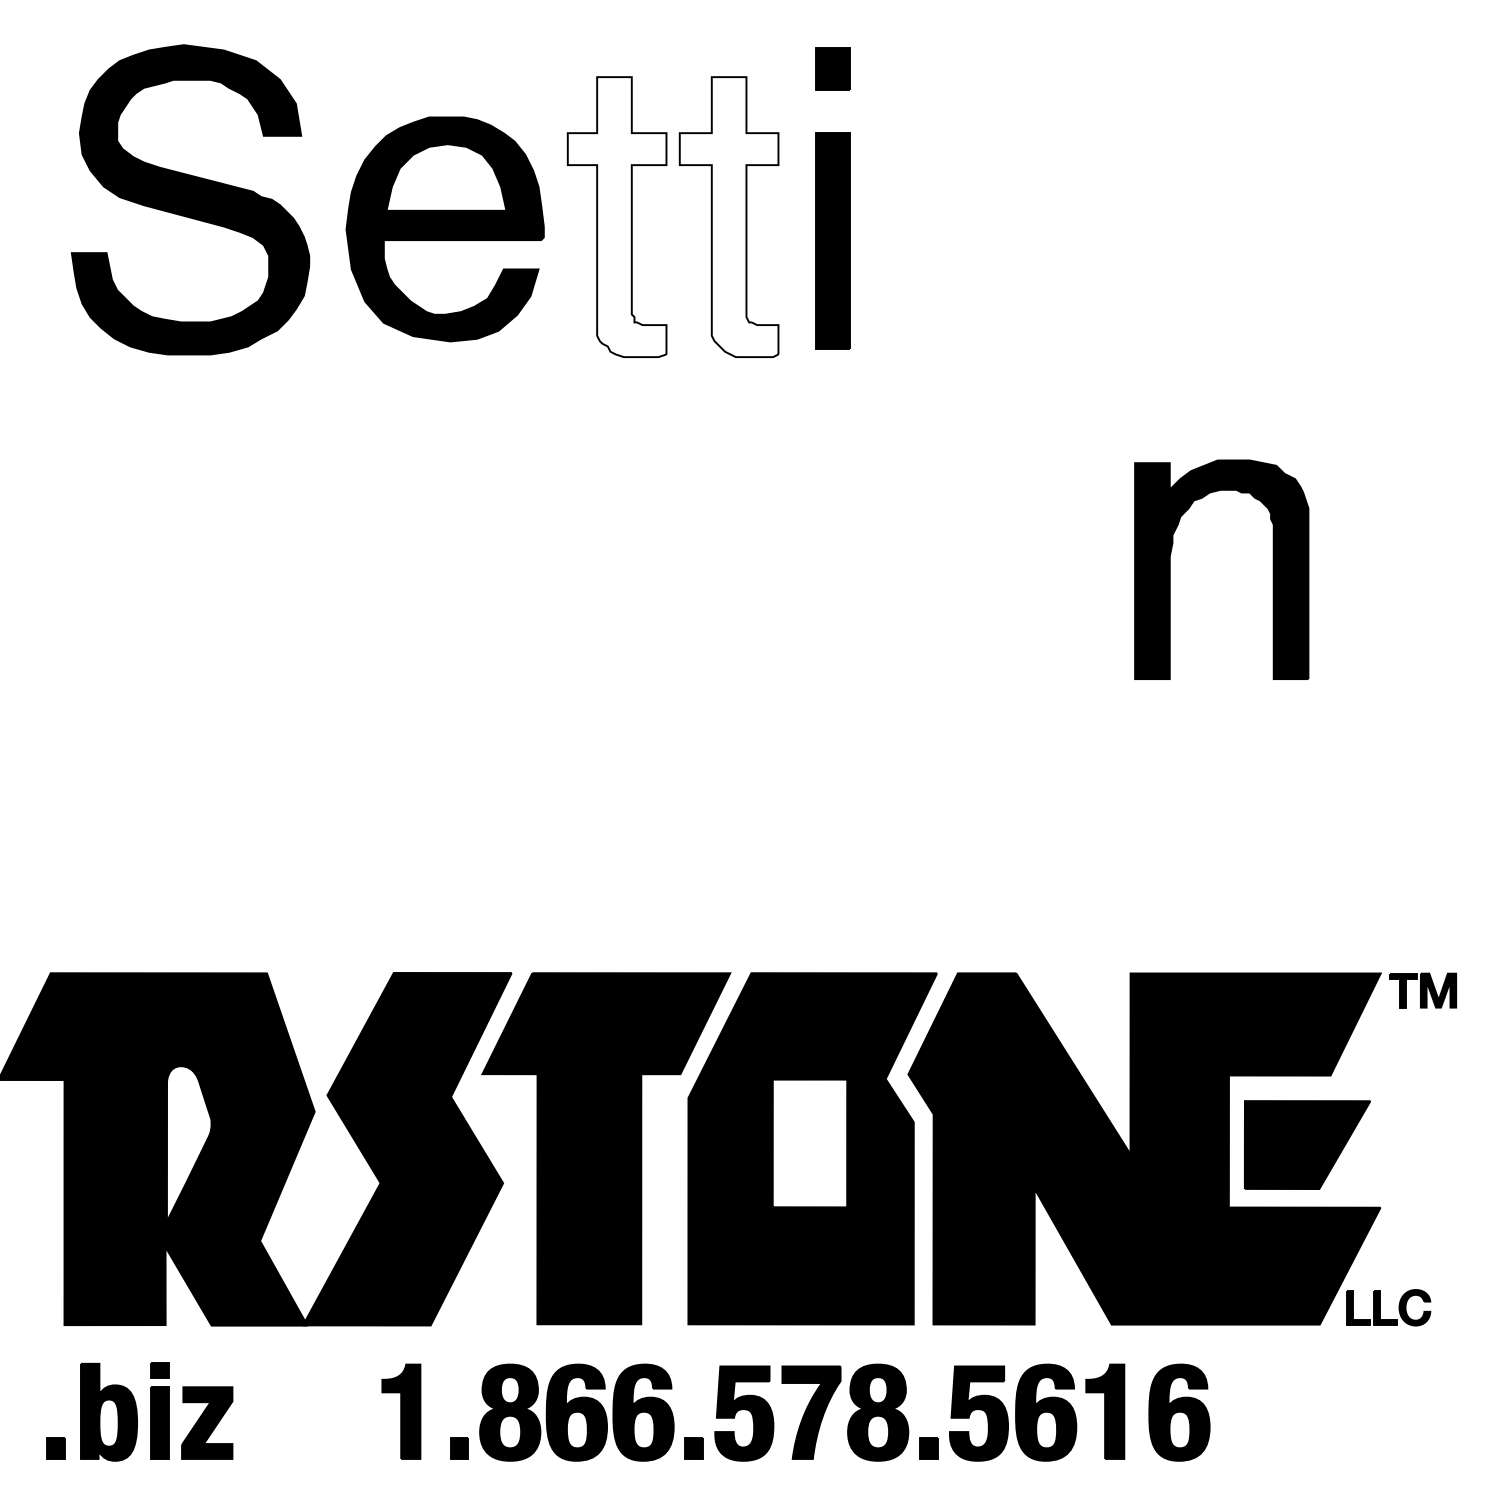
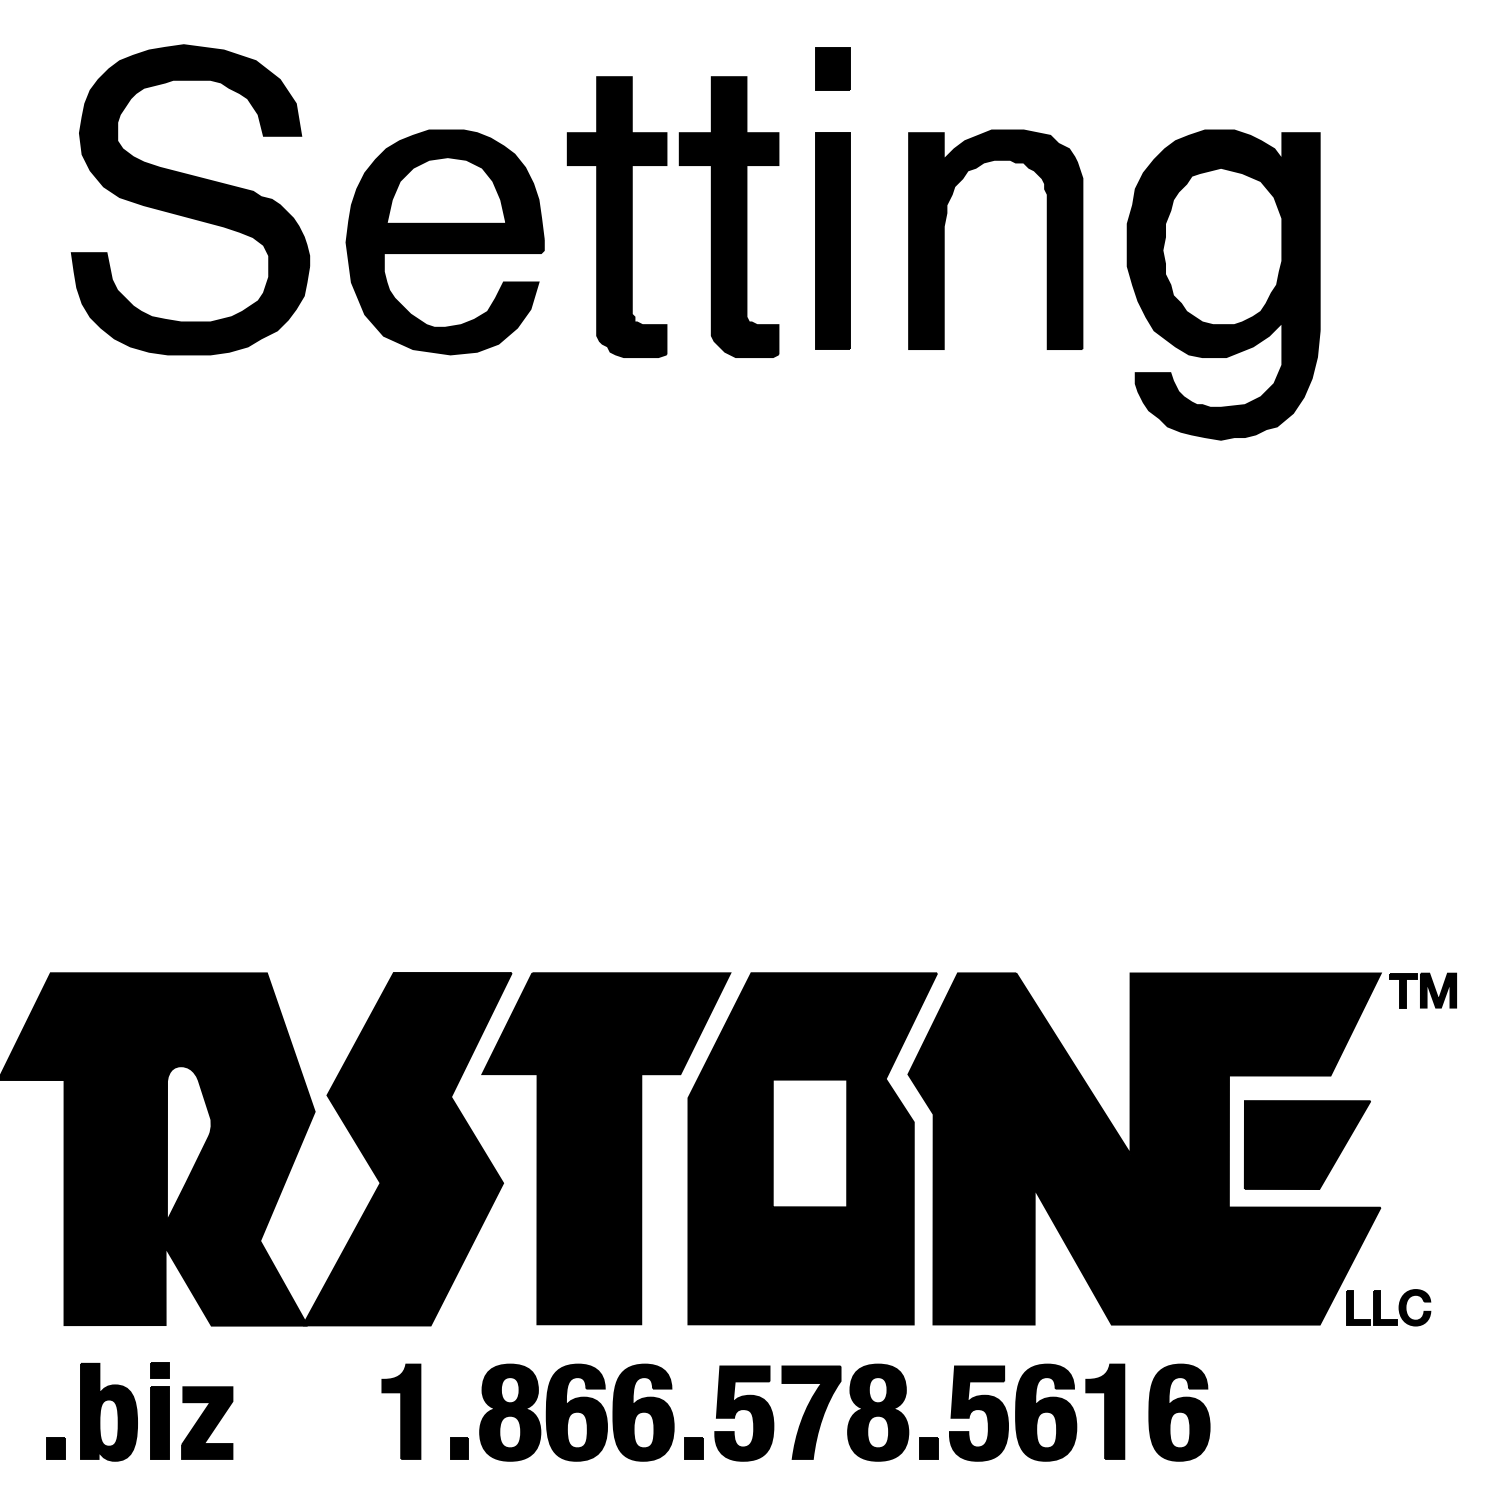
fill: none -> present (616, 217)
fill: none -> present (728, 217)
part position: (444, 229) -> (444, 242) (444, 242)
part: none -> present (1223, 284)
part position: (1170, 569) -> (944, 239) (944, 239)
